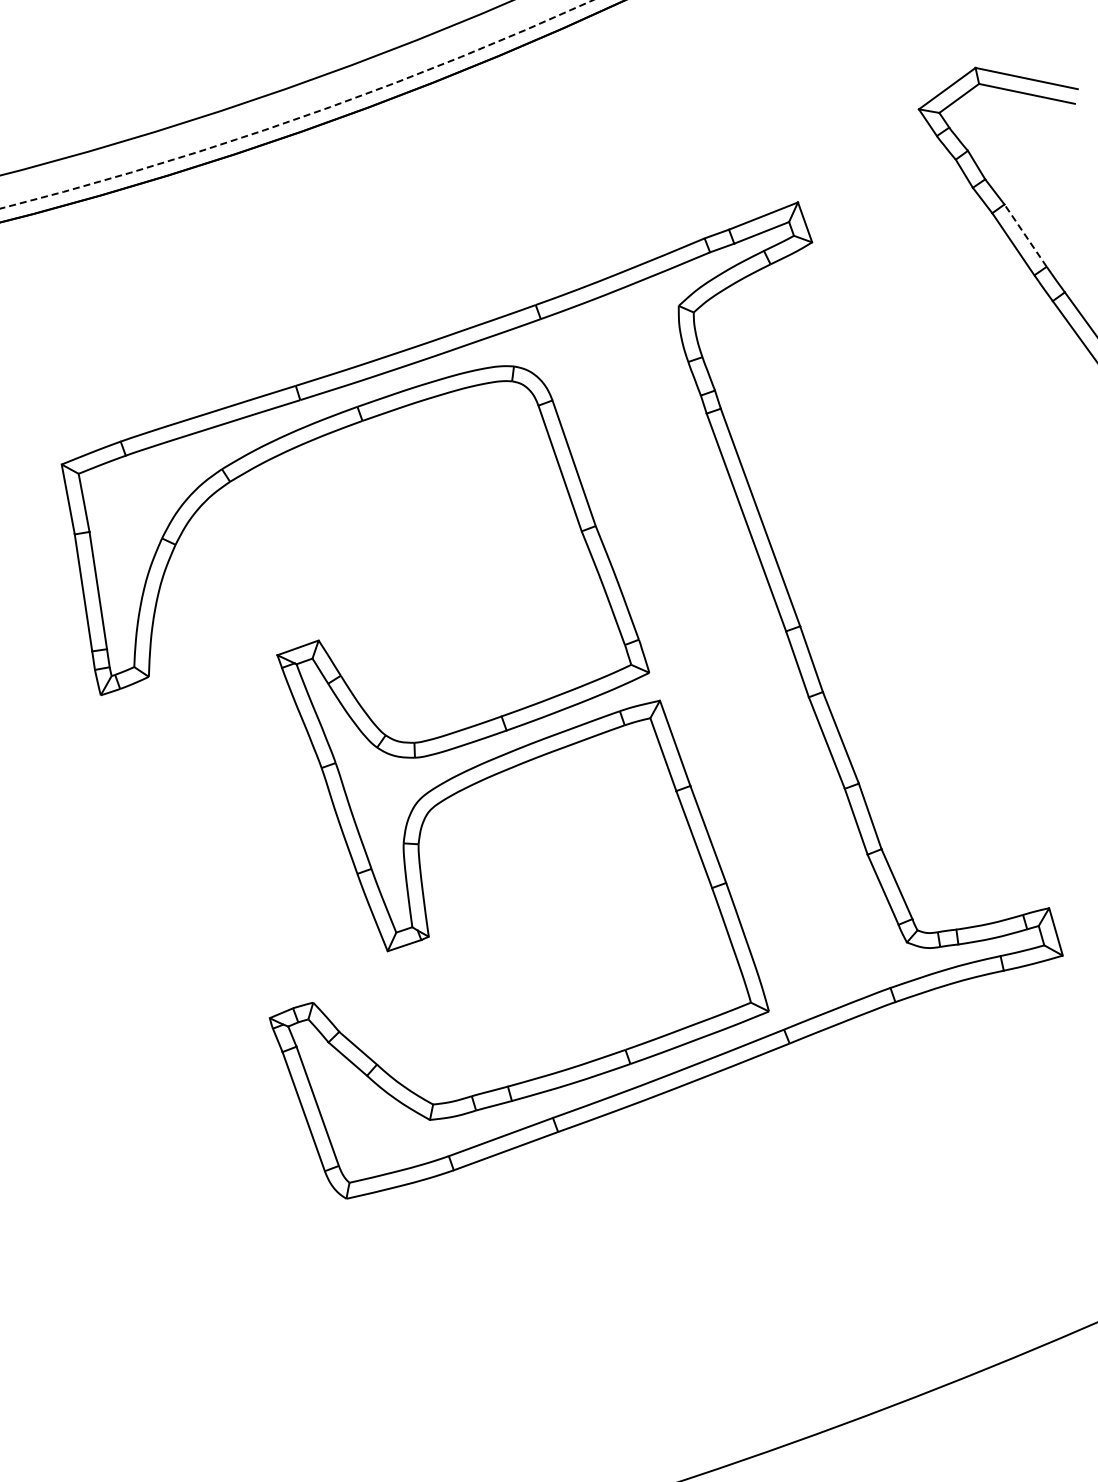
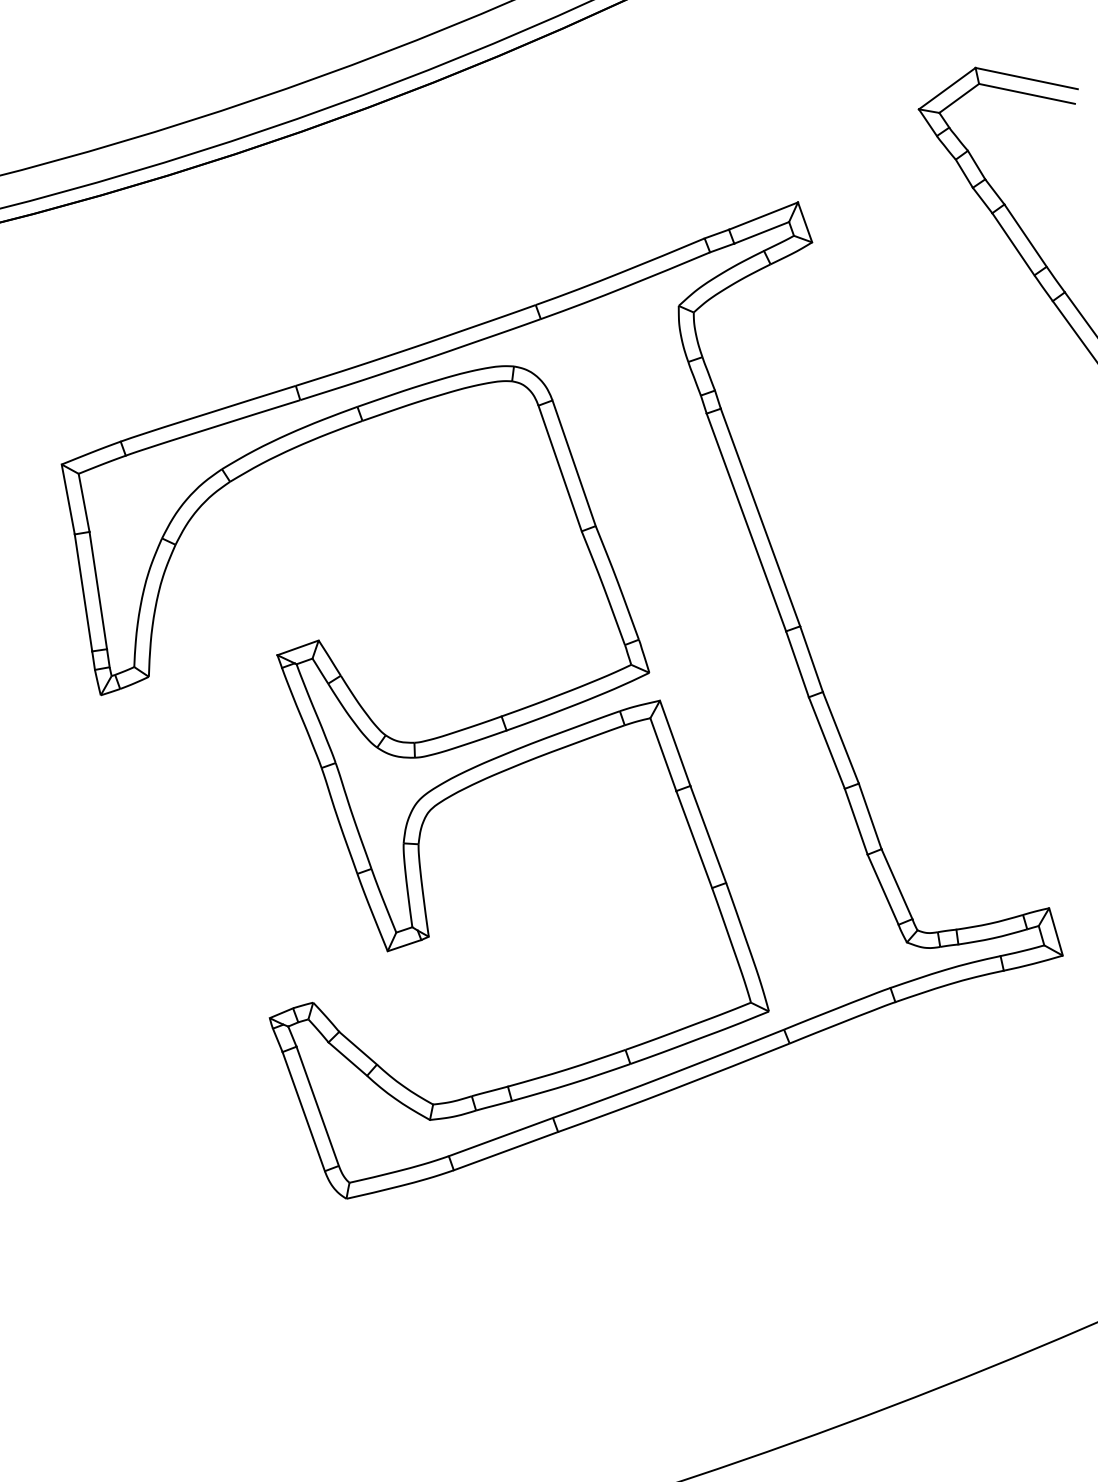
arc: dashed -> solid (304, 116)
line: dashed -> solid (1025, 235)
